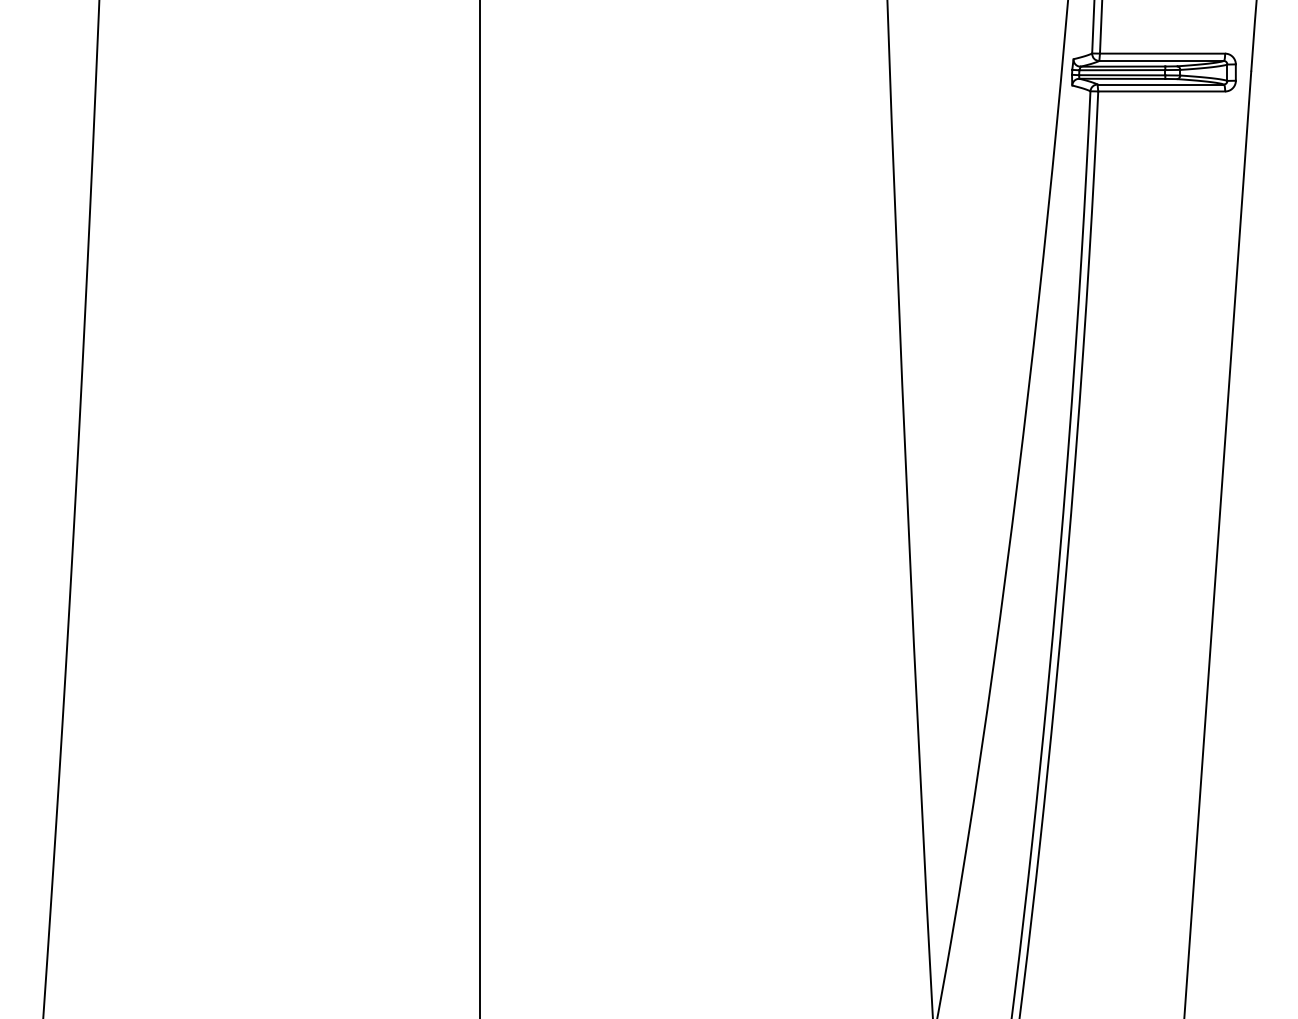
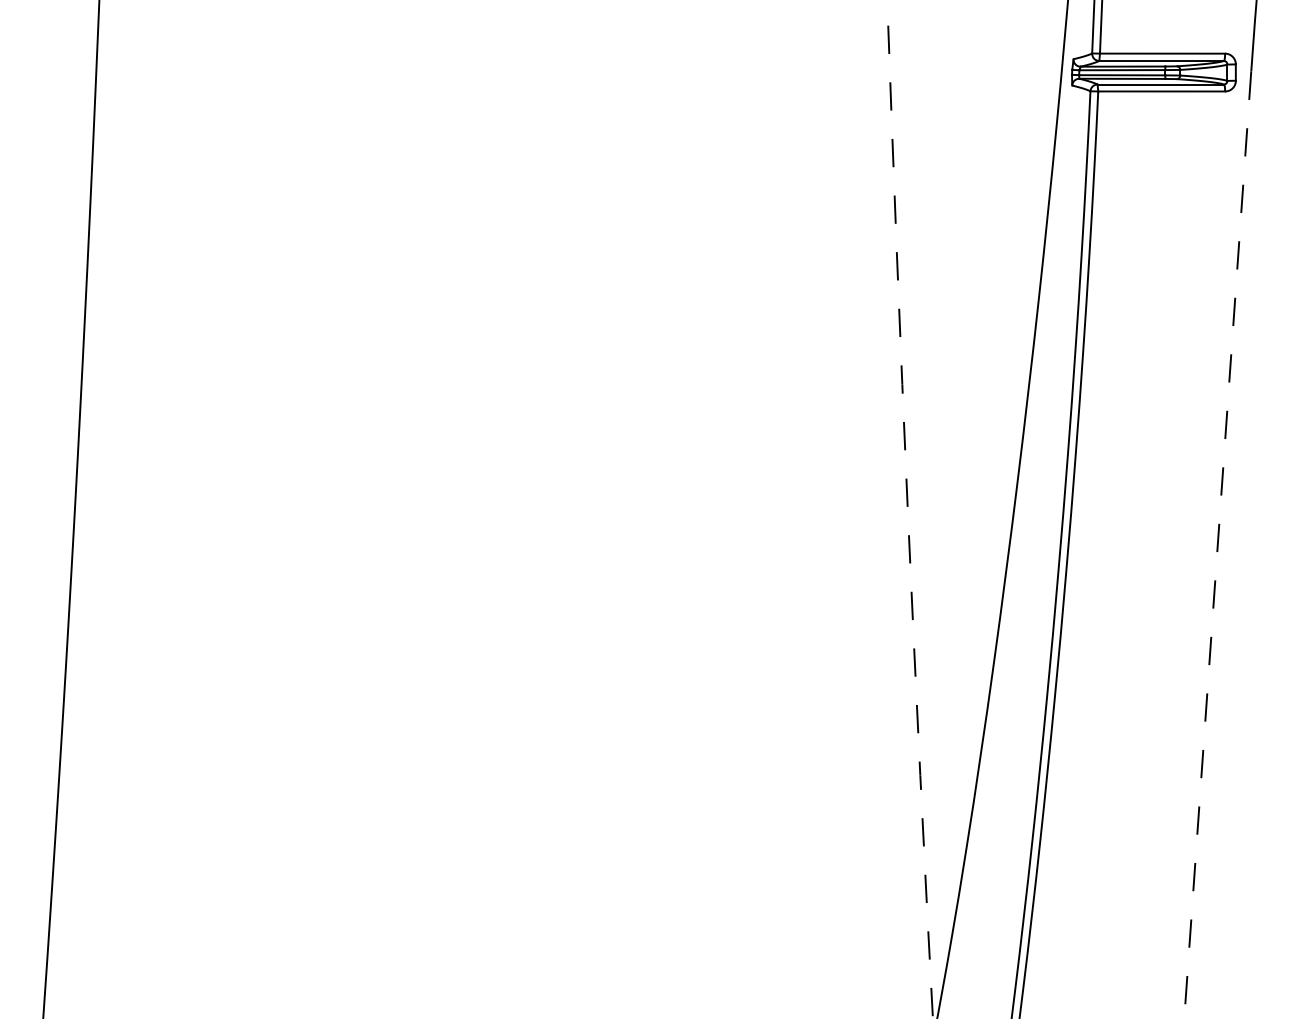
line: present -> none (480, 508)
arc: solid -> dashed (907, 509)
line: solid -> dashed (1217, 545)
